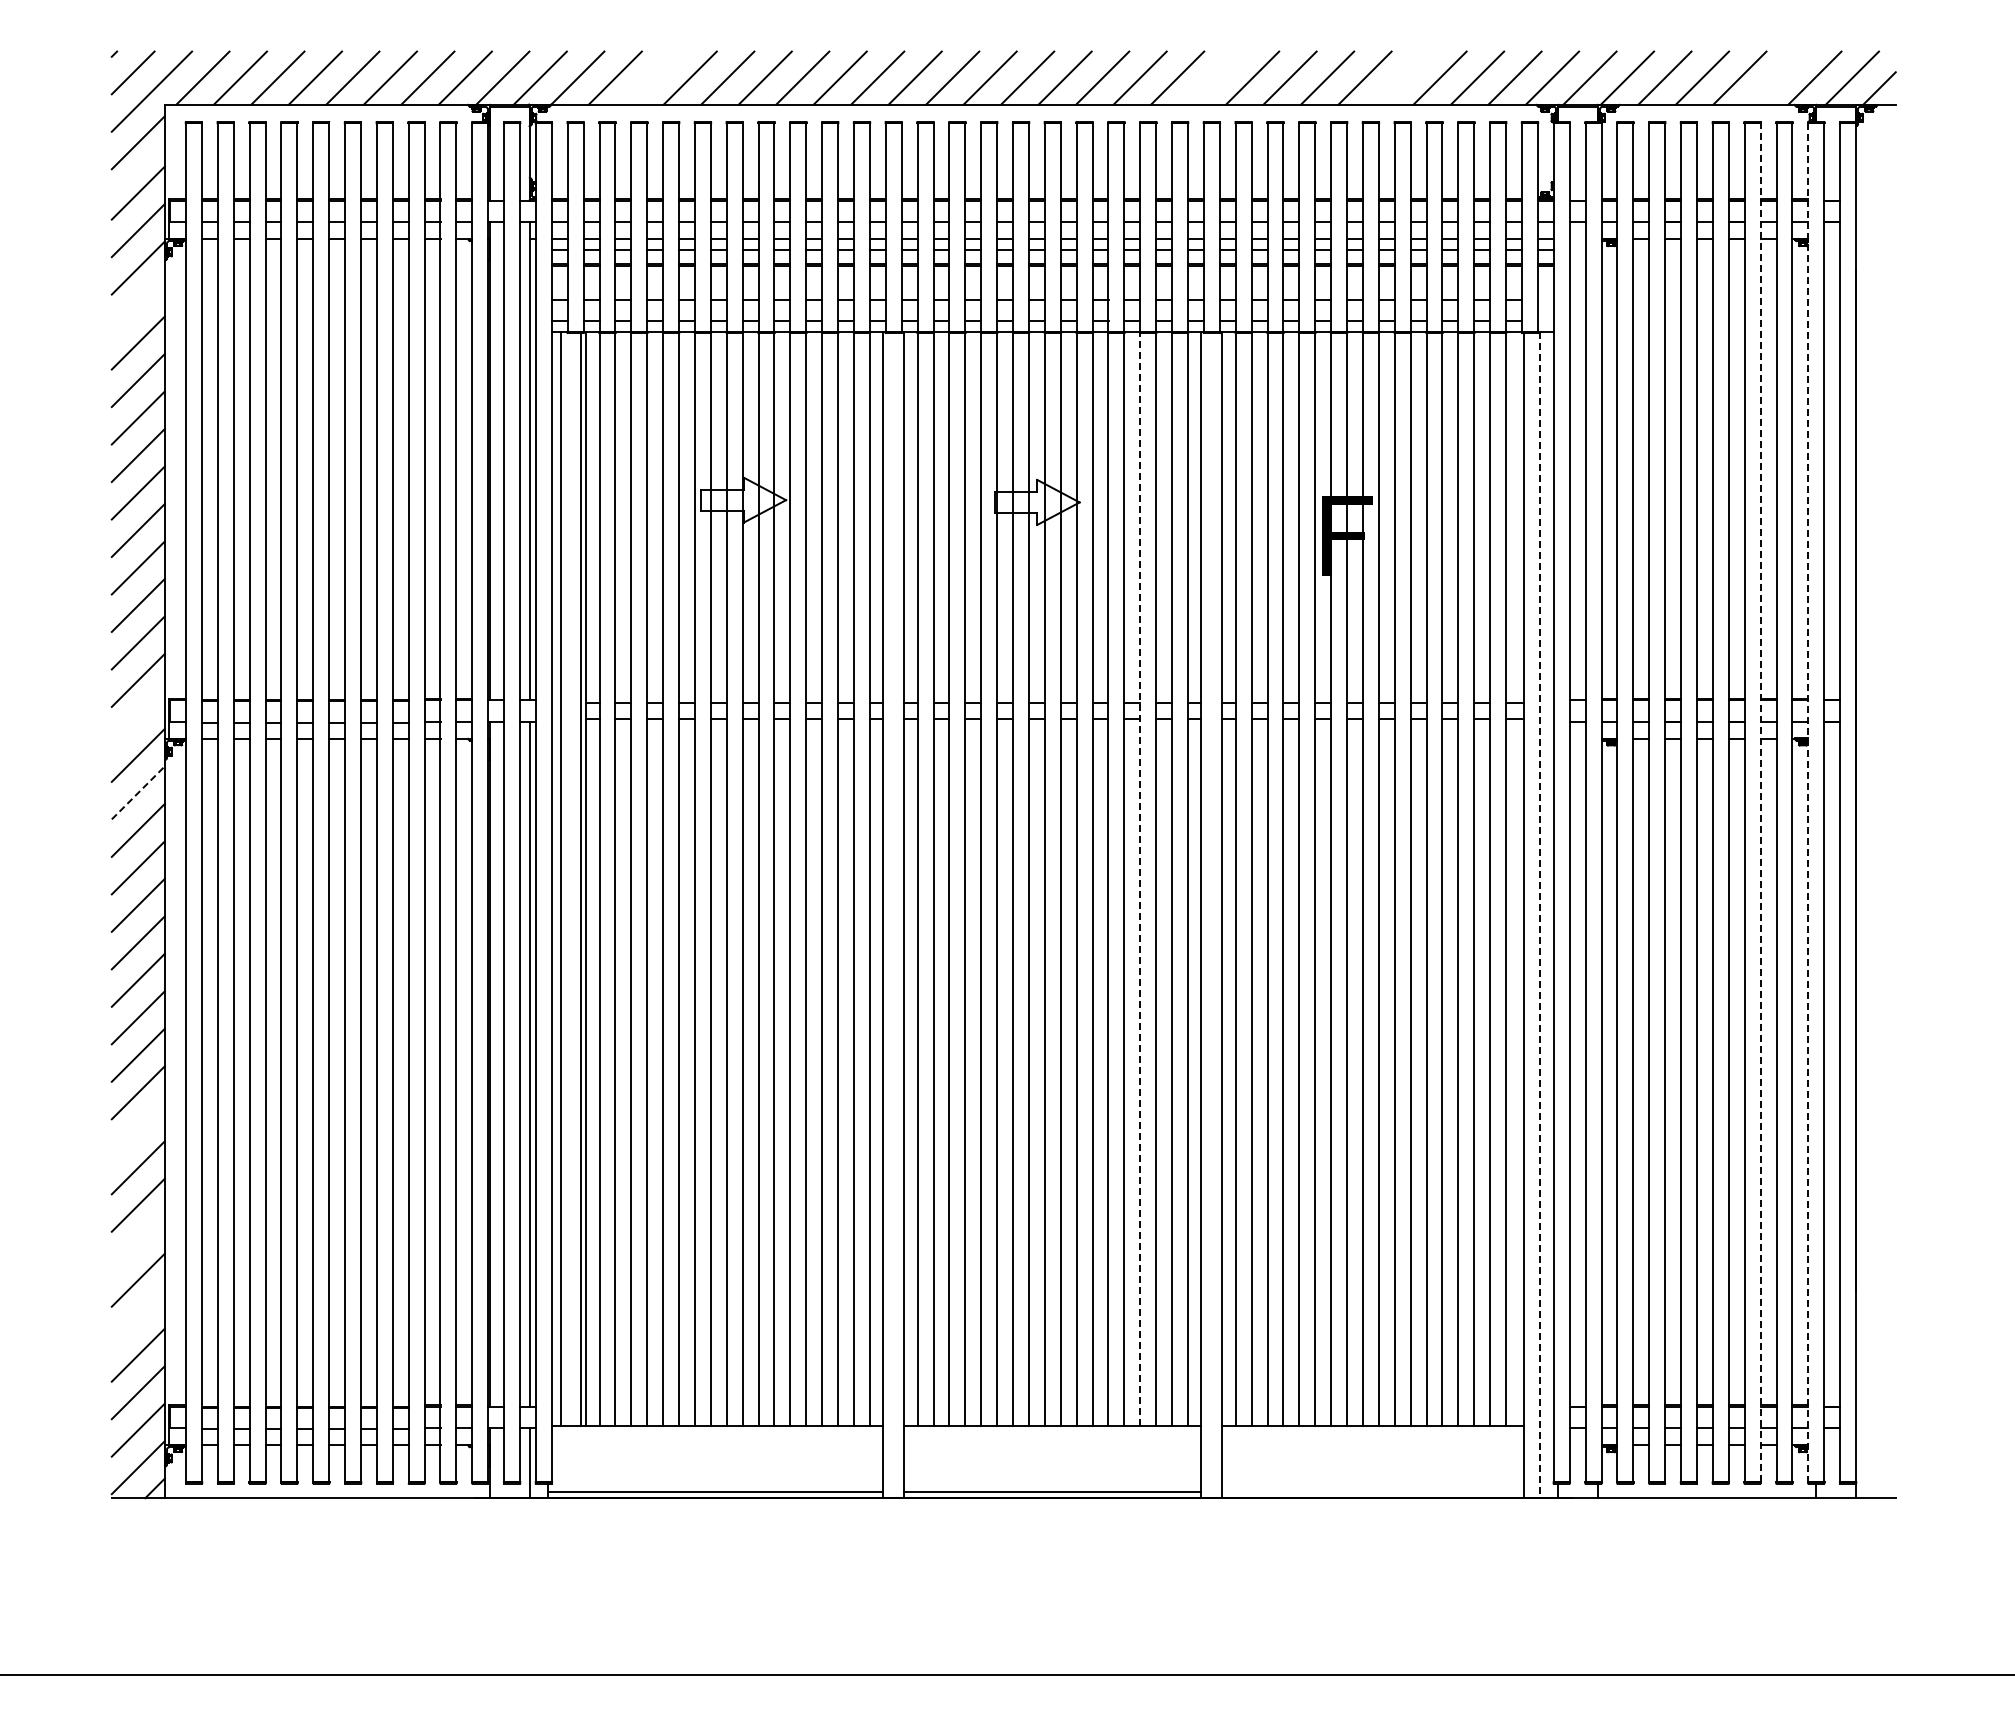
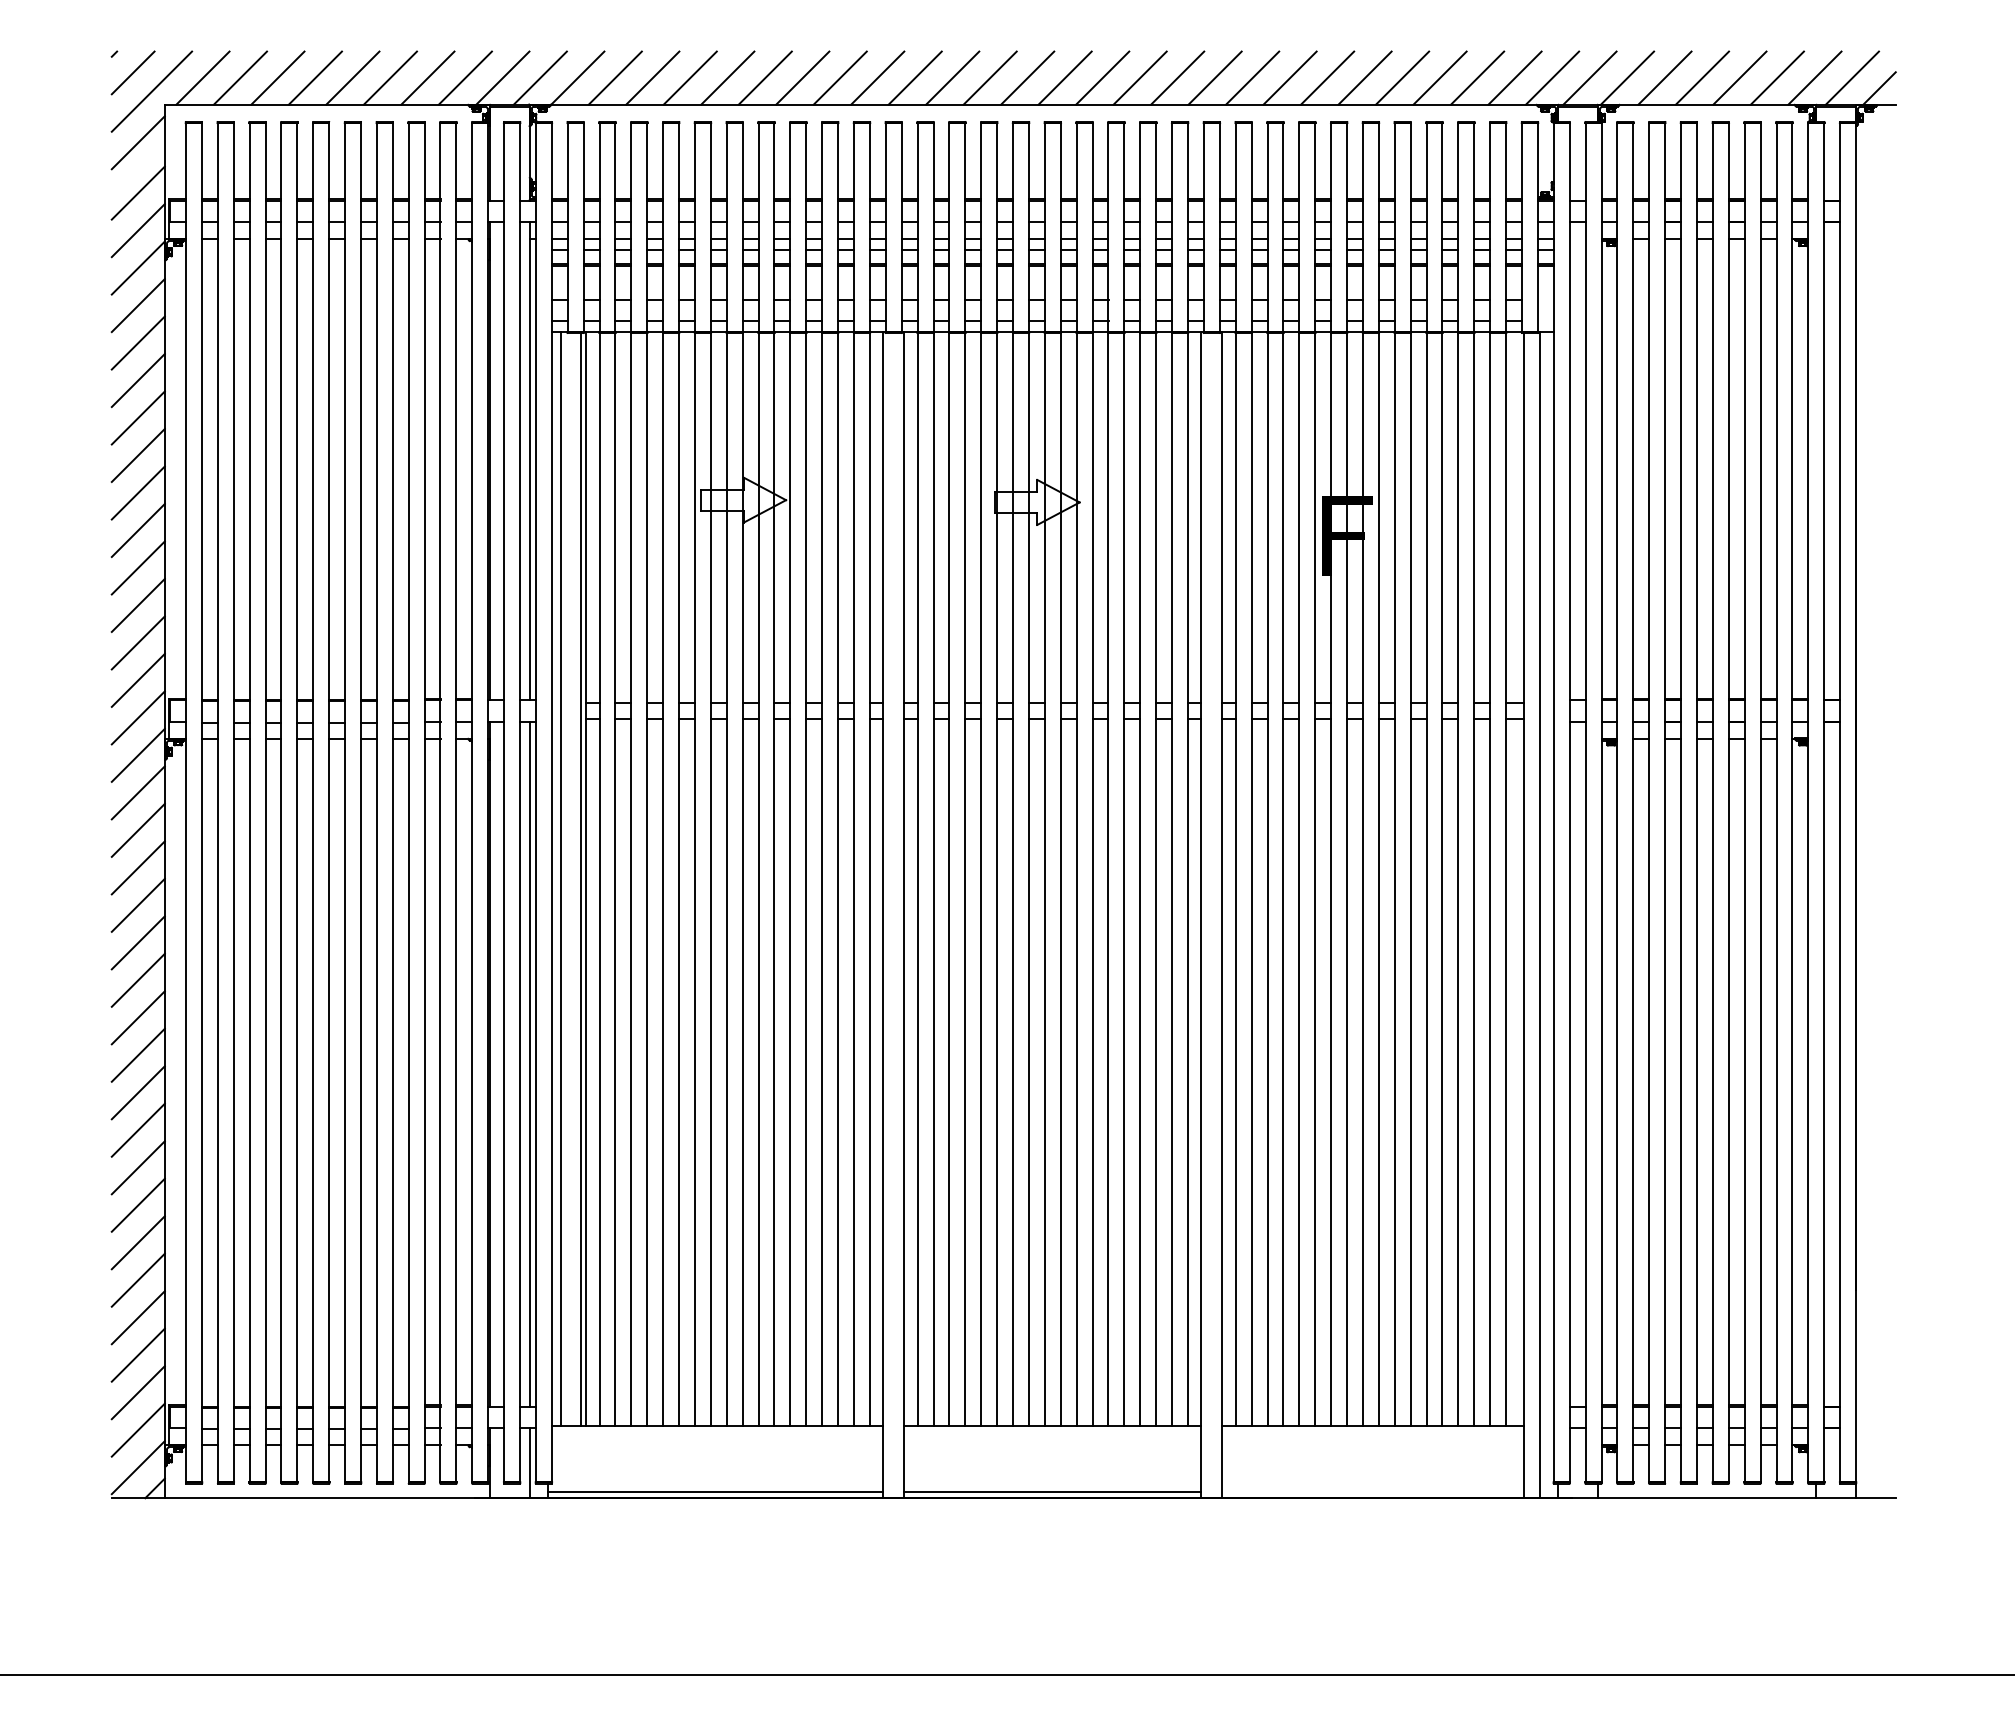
line: none -> present (652, 77)
line: none -> present (1214, 77)
line: none -> present (1402, 77)
line: none -> present (1776, 77)
line: none -> present (137, 305)
line: none -> present (137, 717)
line: dashed -> solid (138, 792)
line: dashed -> solid (1760, 802)
line: dashed -> solid (1808, 802)
line: dashed -> solid (1140, 879)
line: dashed -> solid (1539, 915)
line: none -> present (137, 1129)
line: none -> present (137, 1242)
line: none -> present (137, 1317)
